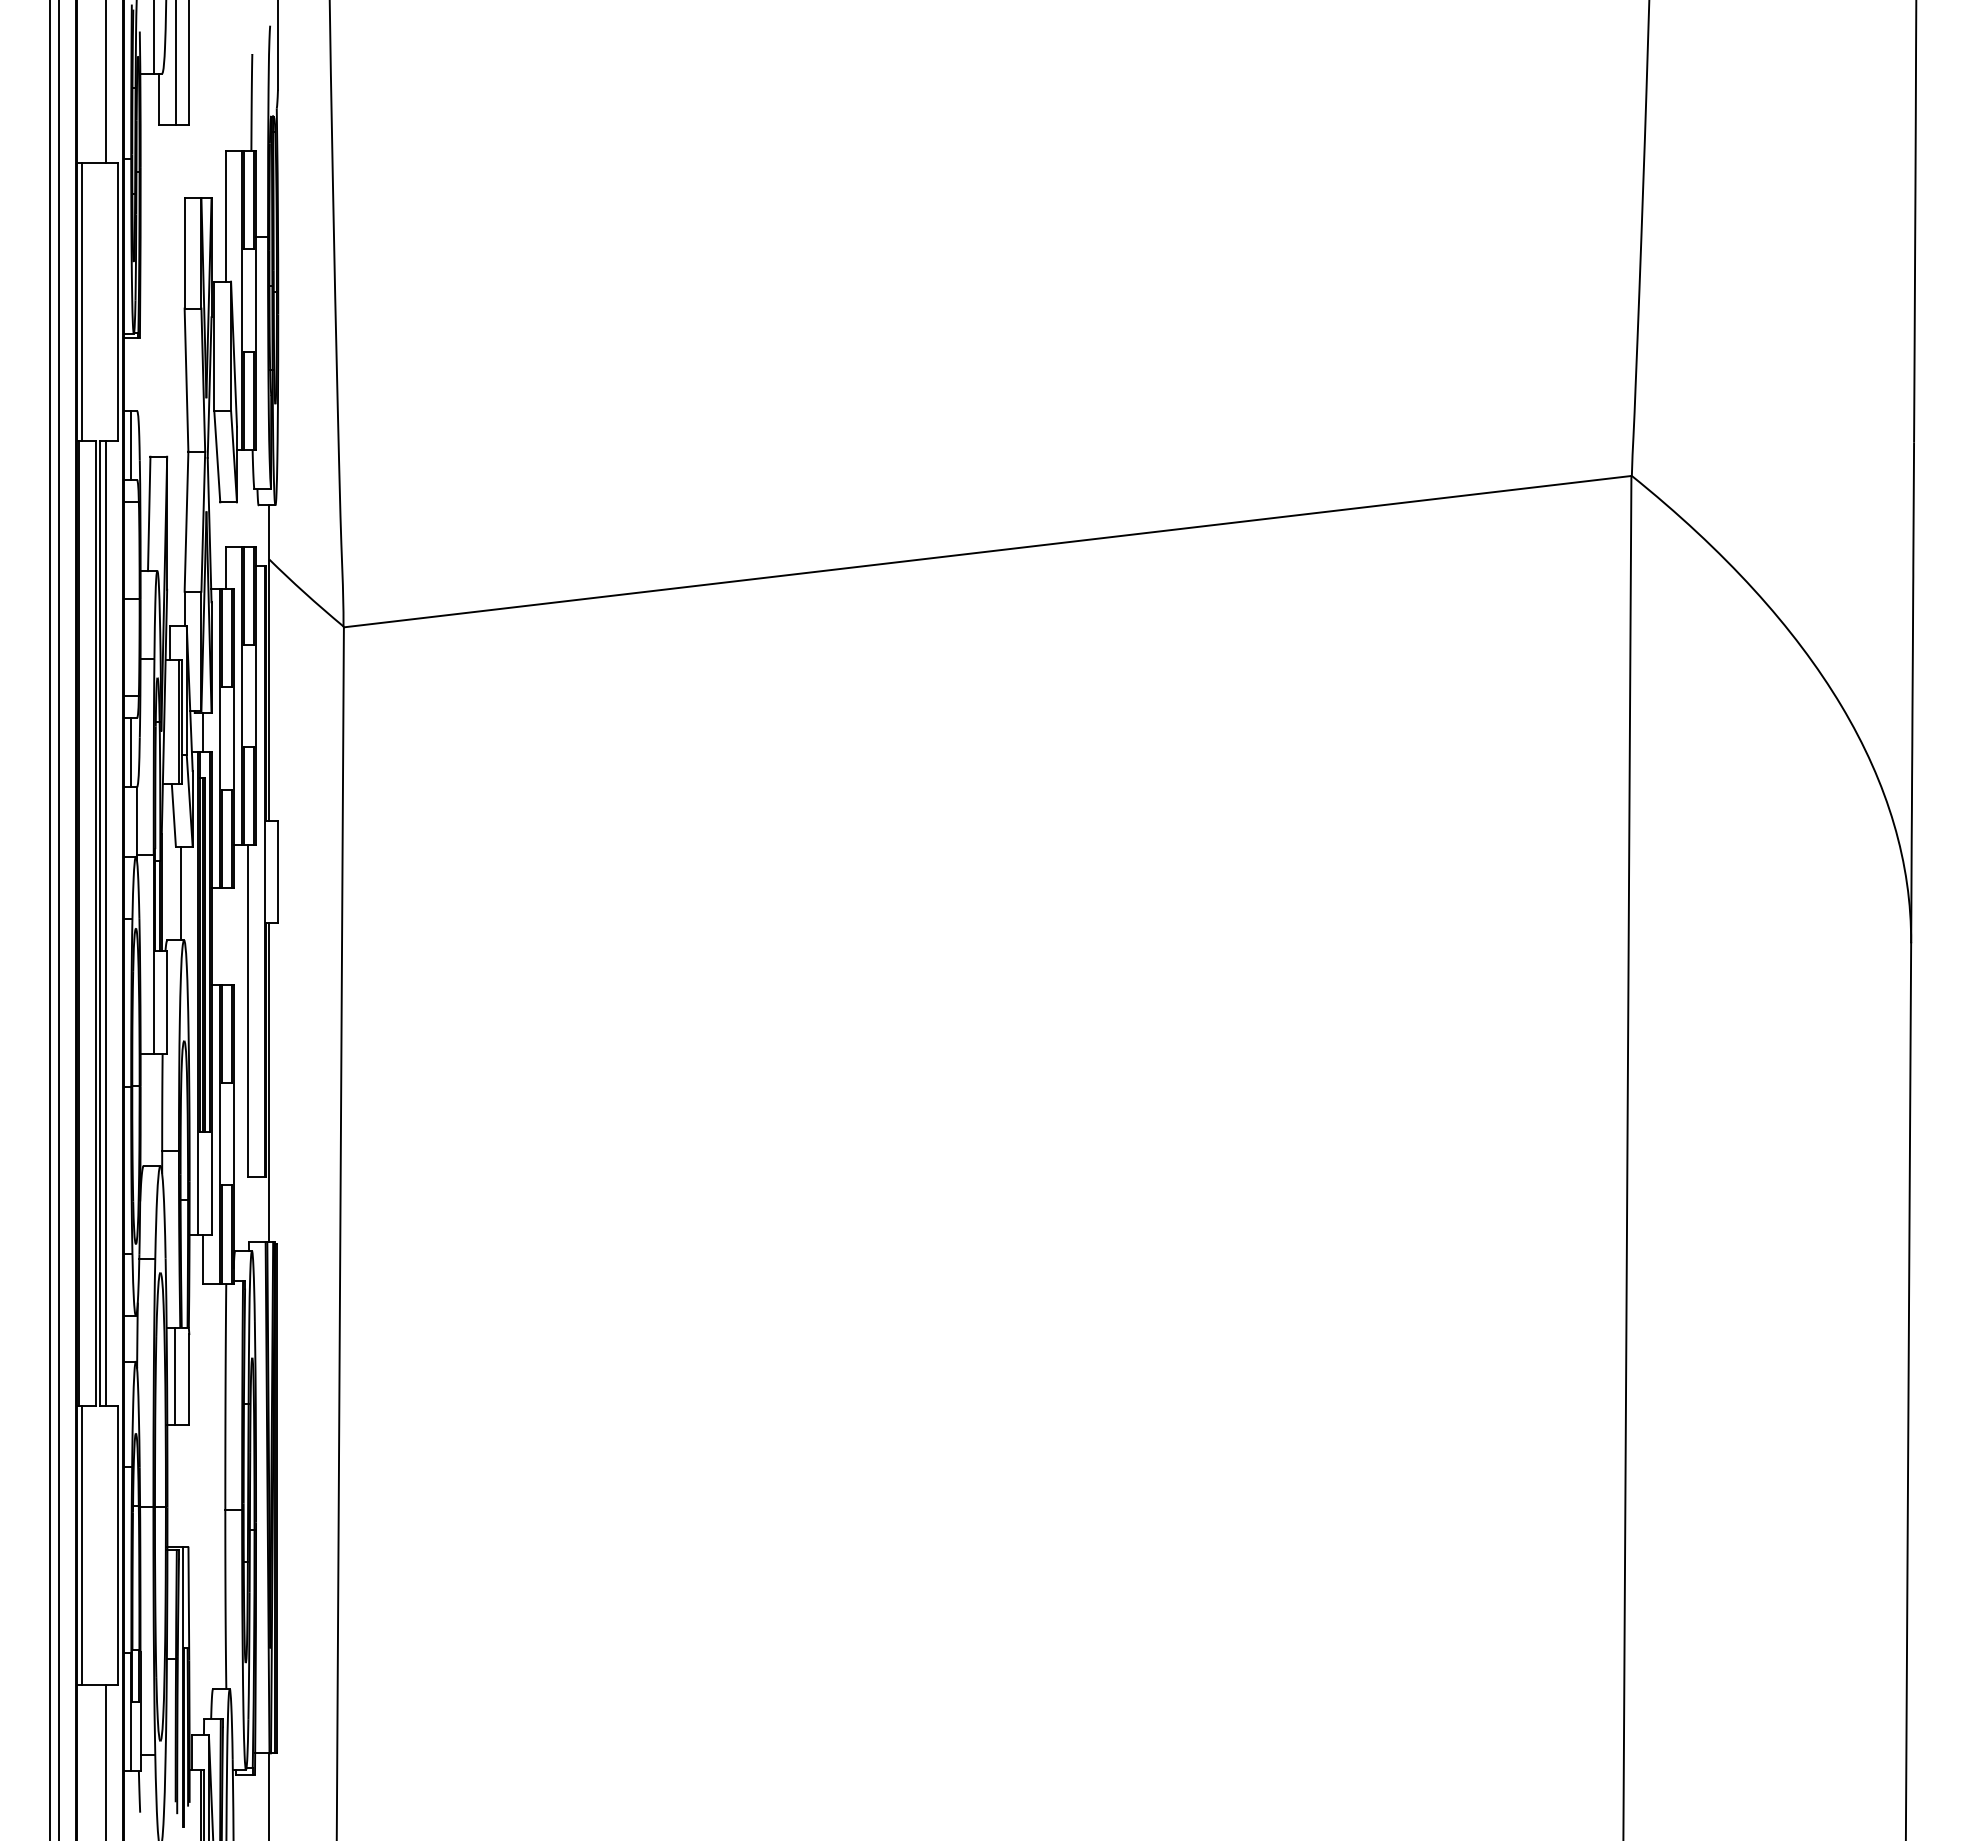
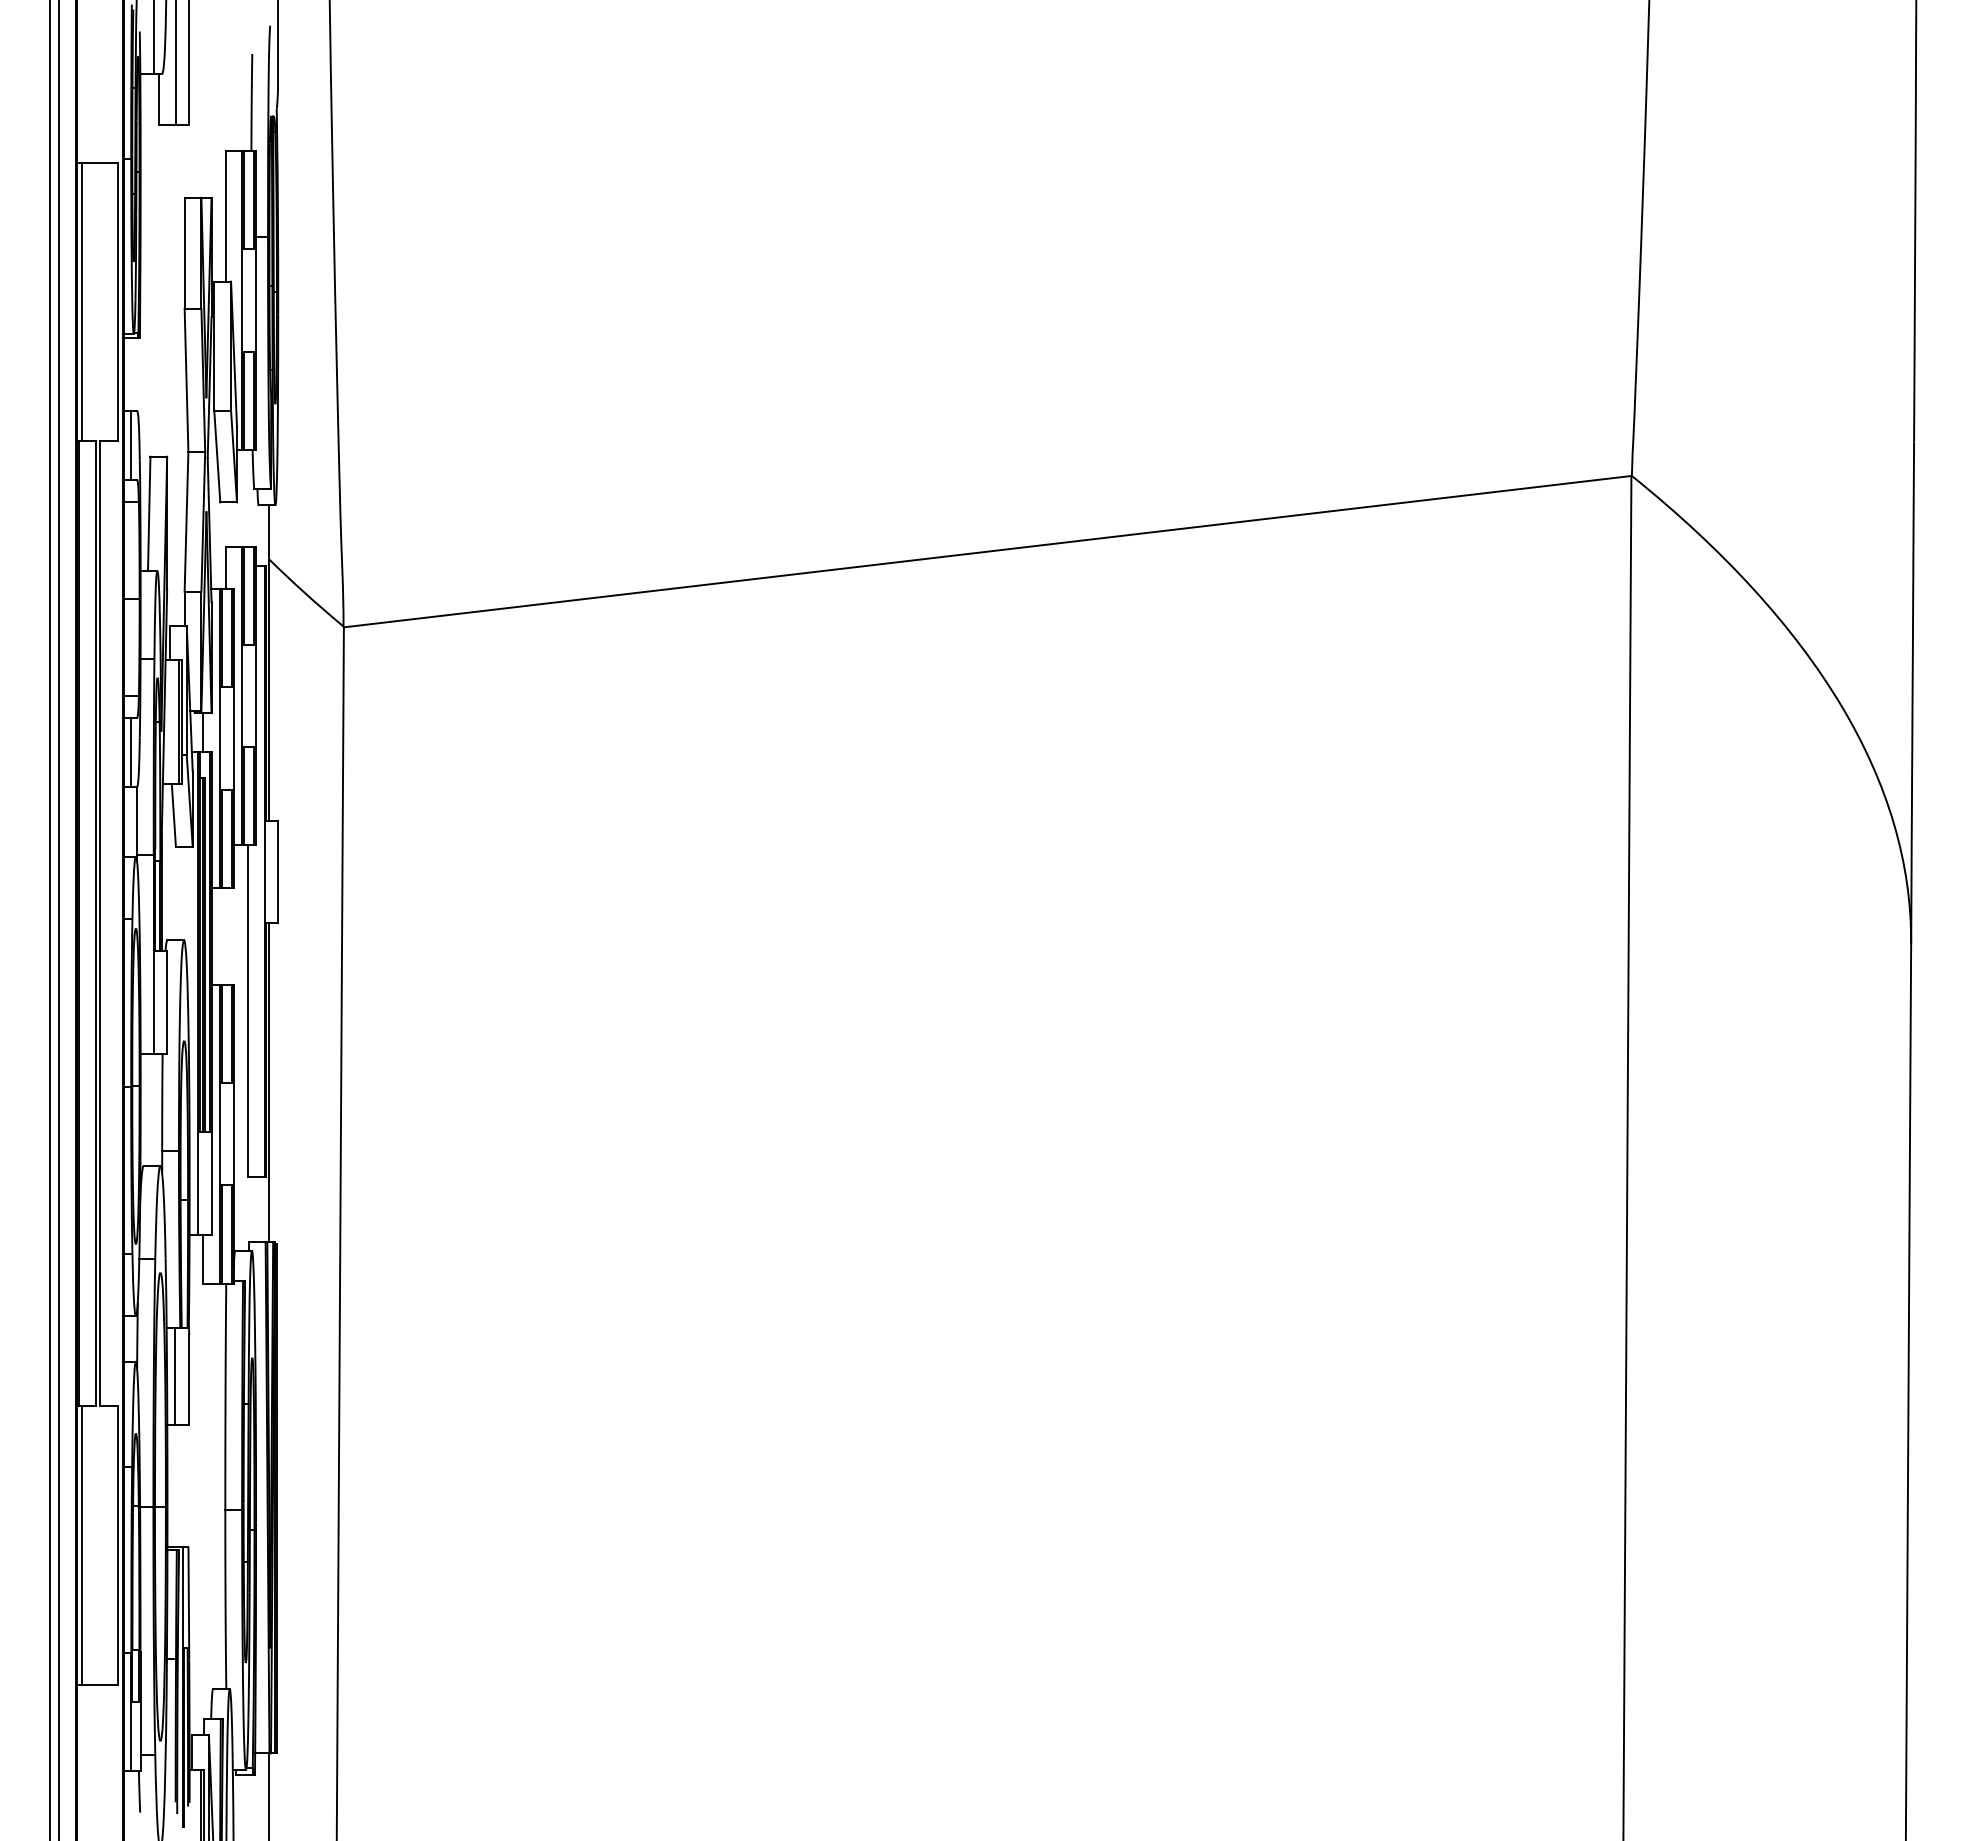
line: present -> none (106, 82)
line: present -> none (181, 893)
line: present -> none (106, 923)
line: present -> none (106, 1760)
